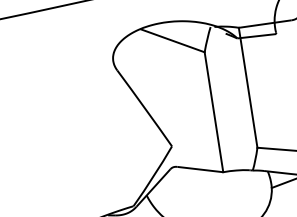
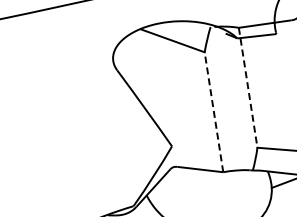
line: solid -> dashed (248, 87)
line: solid -> dashed (213, 112)
